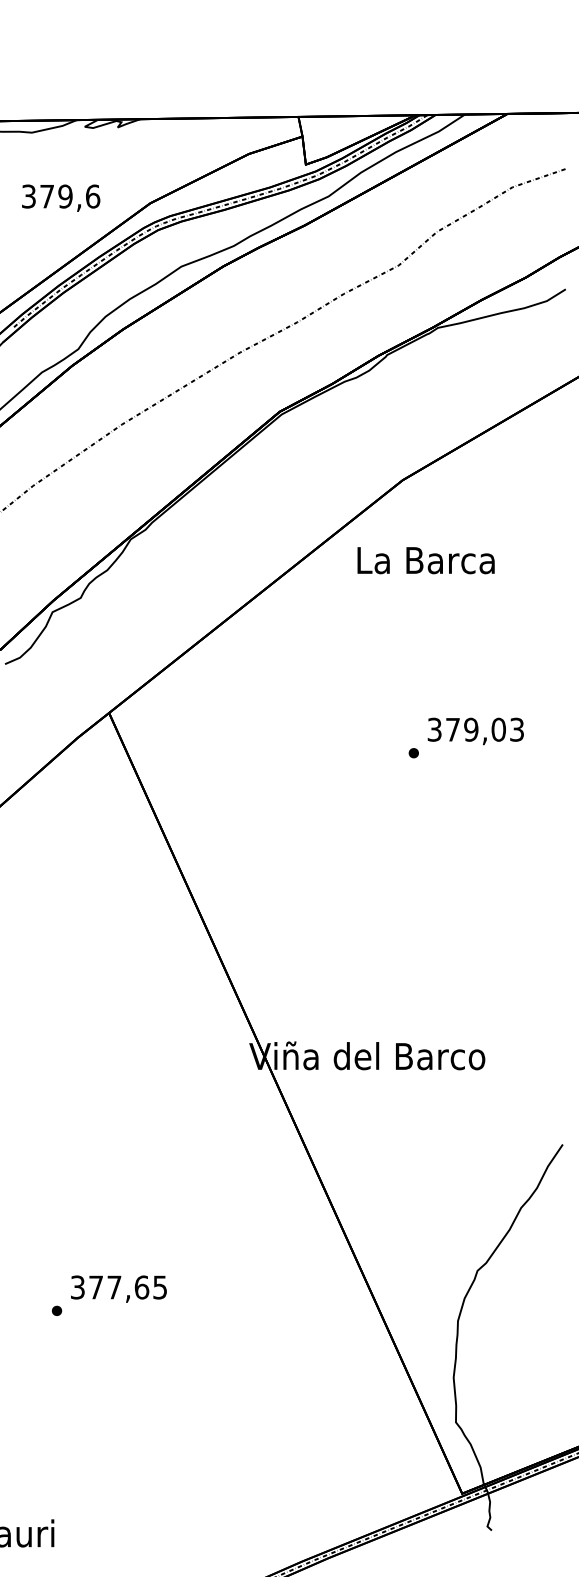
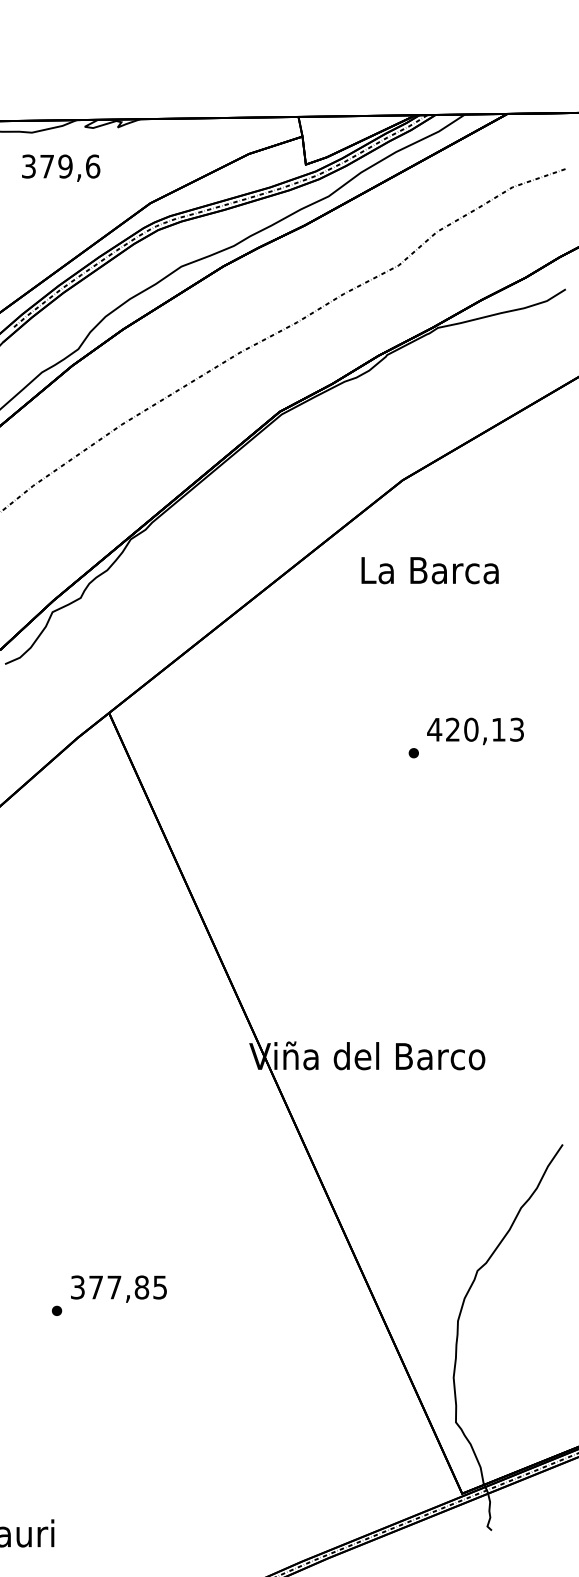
text position: (61, 197) -> (61, 167) (61, 167)
text position: (425, 560) -> (429, 570) (429, 570)
text: 379,03 -> 420,13 (466, 729)
text: 377,65 -> 377,85 (141, 1287)
